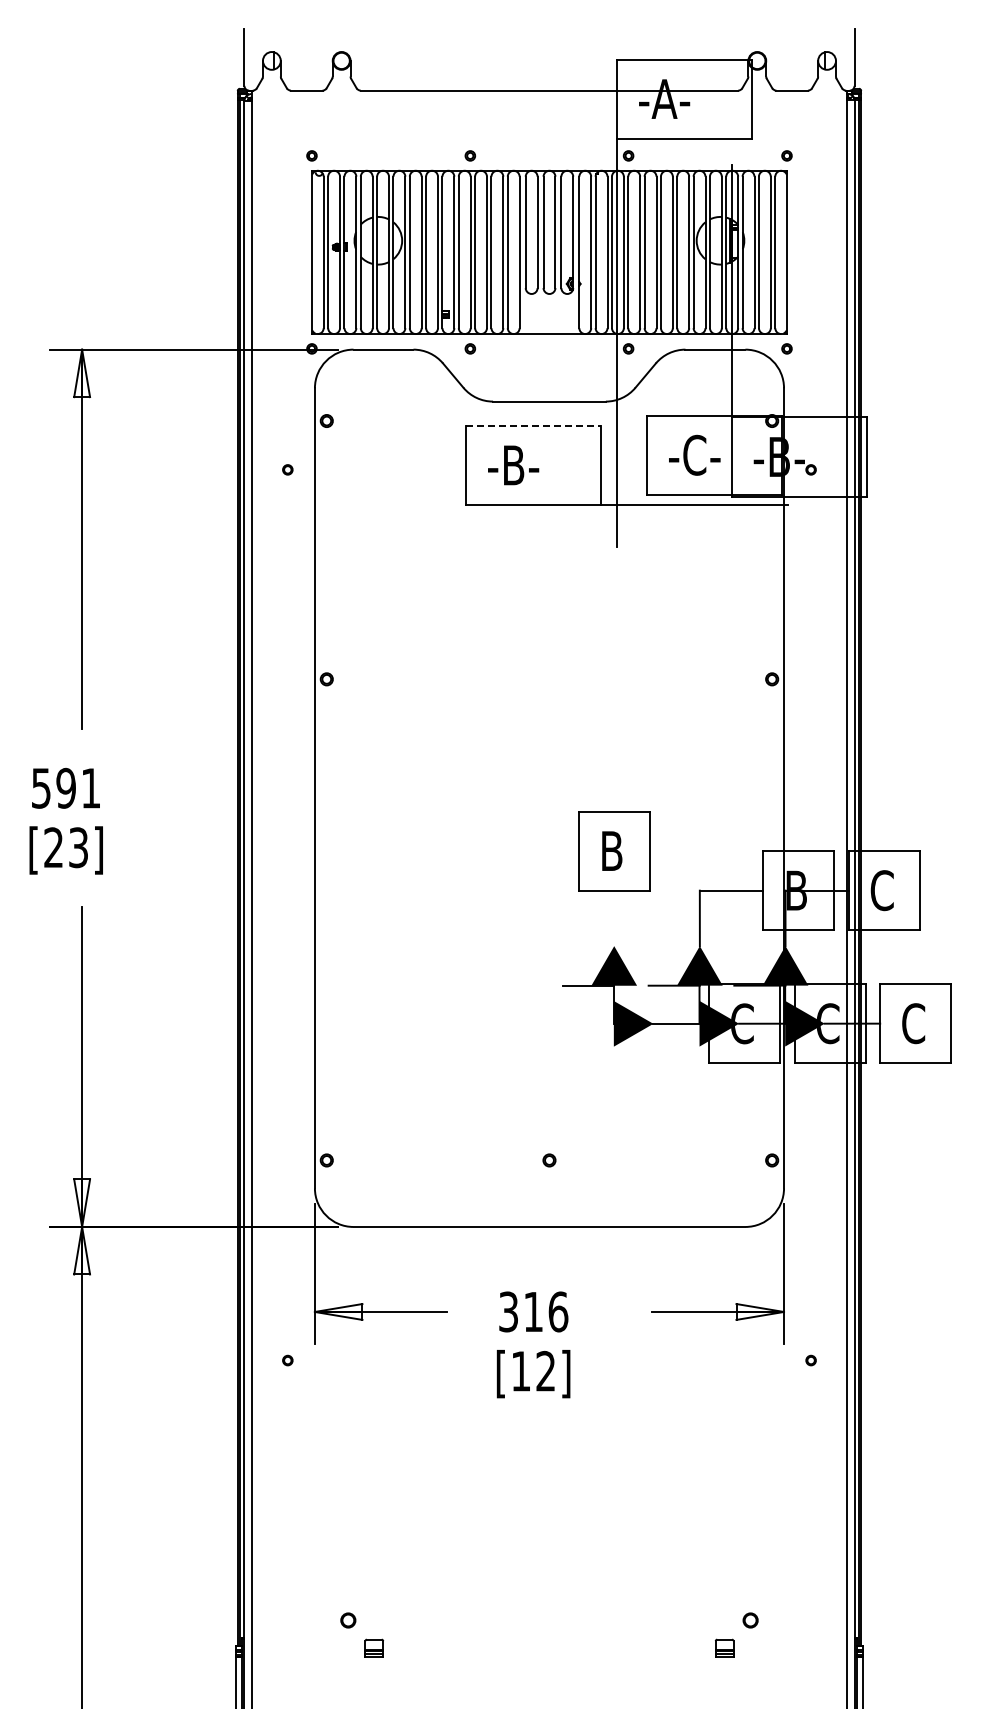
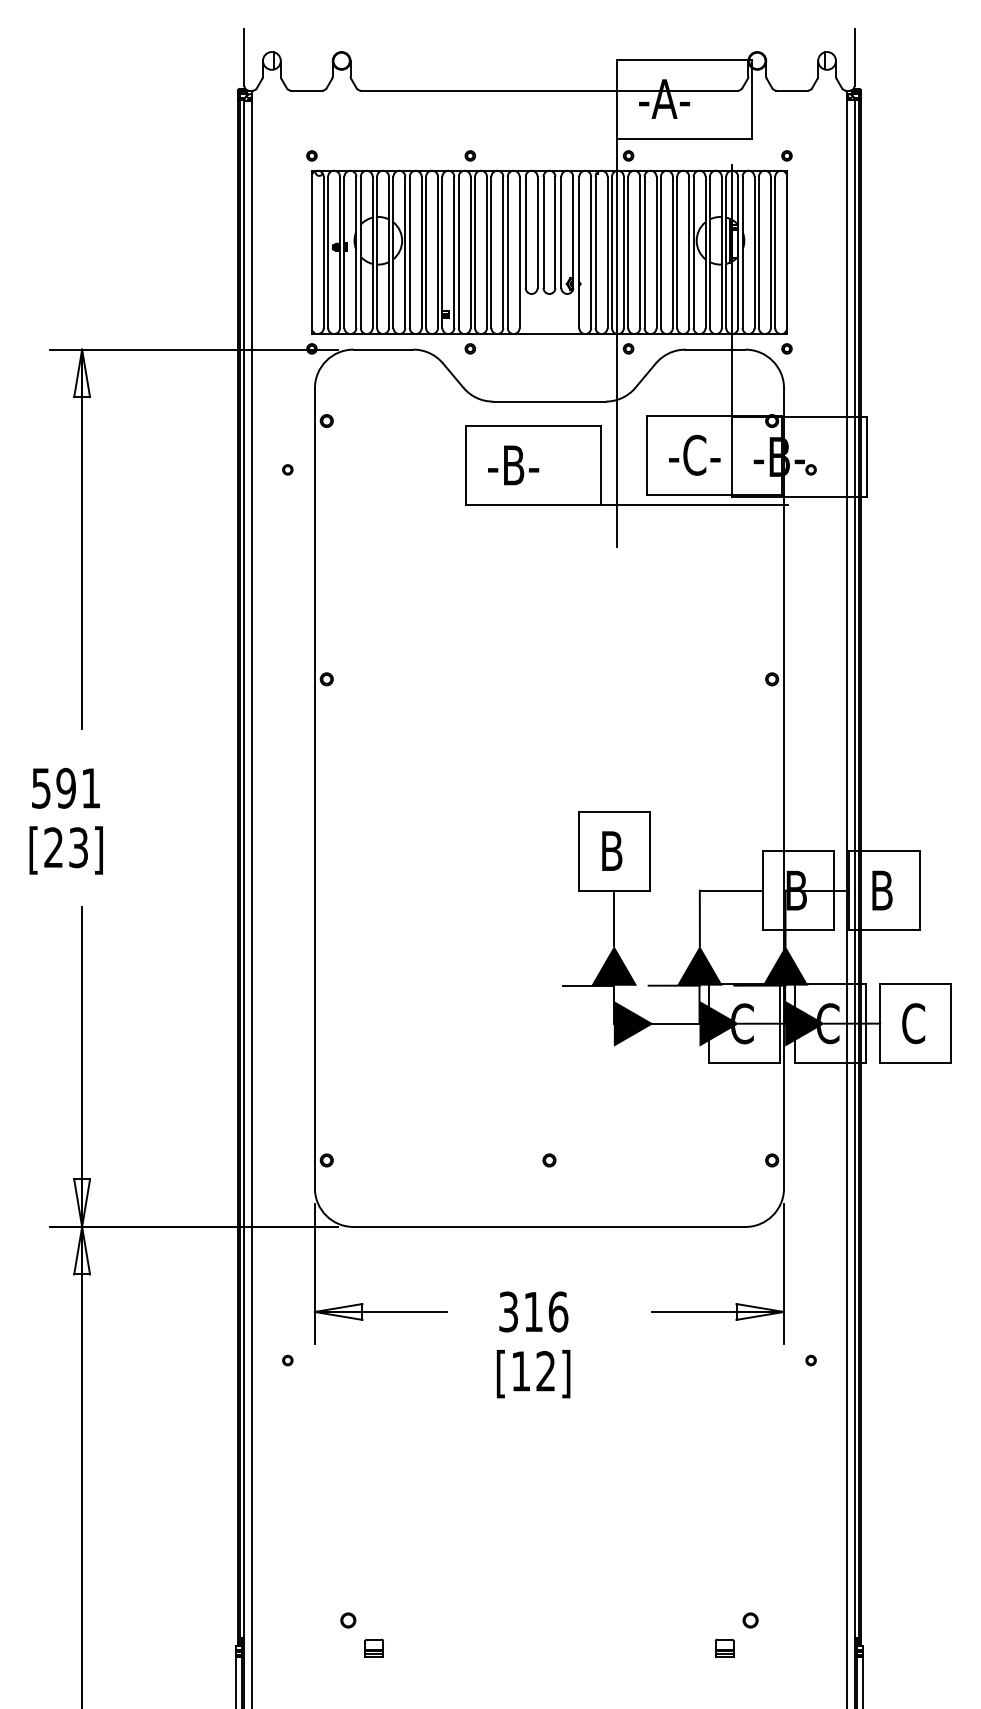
line: dashed -> solid (534, 425)
text: C -> B (881, 890)
line: none -> present (614, 918)
